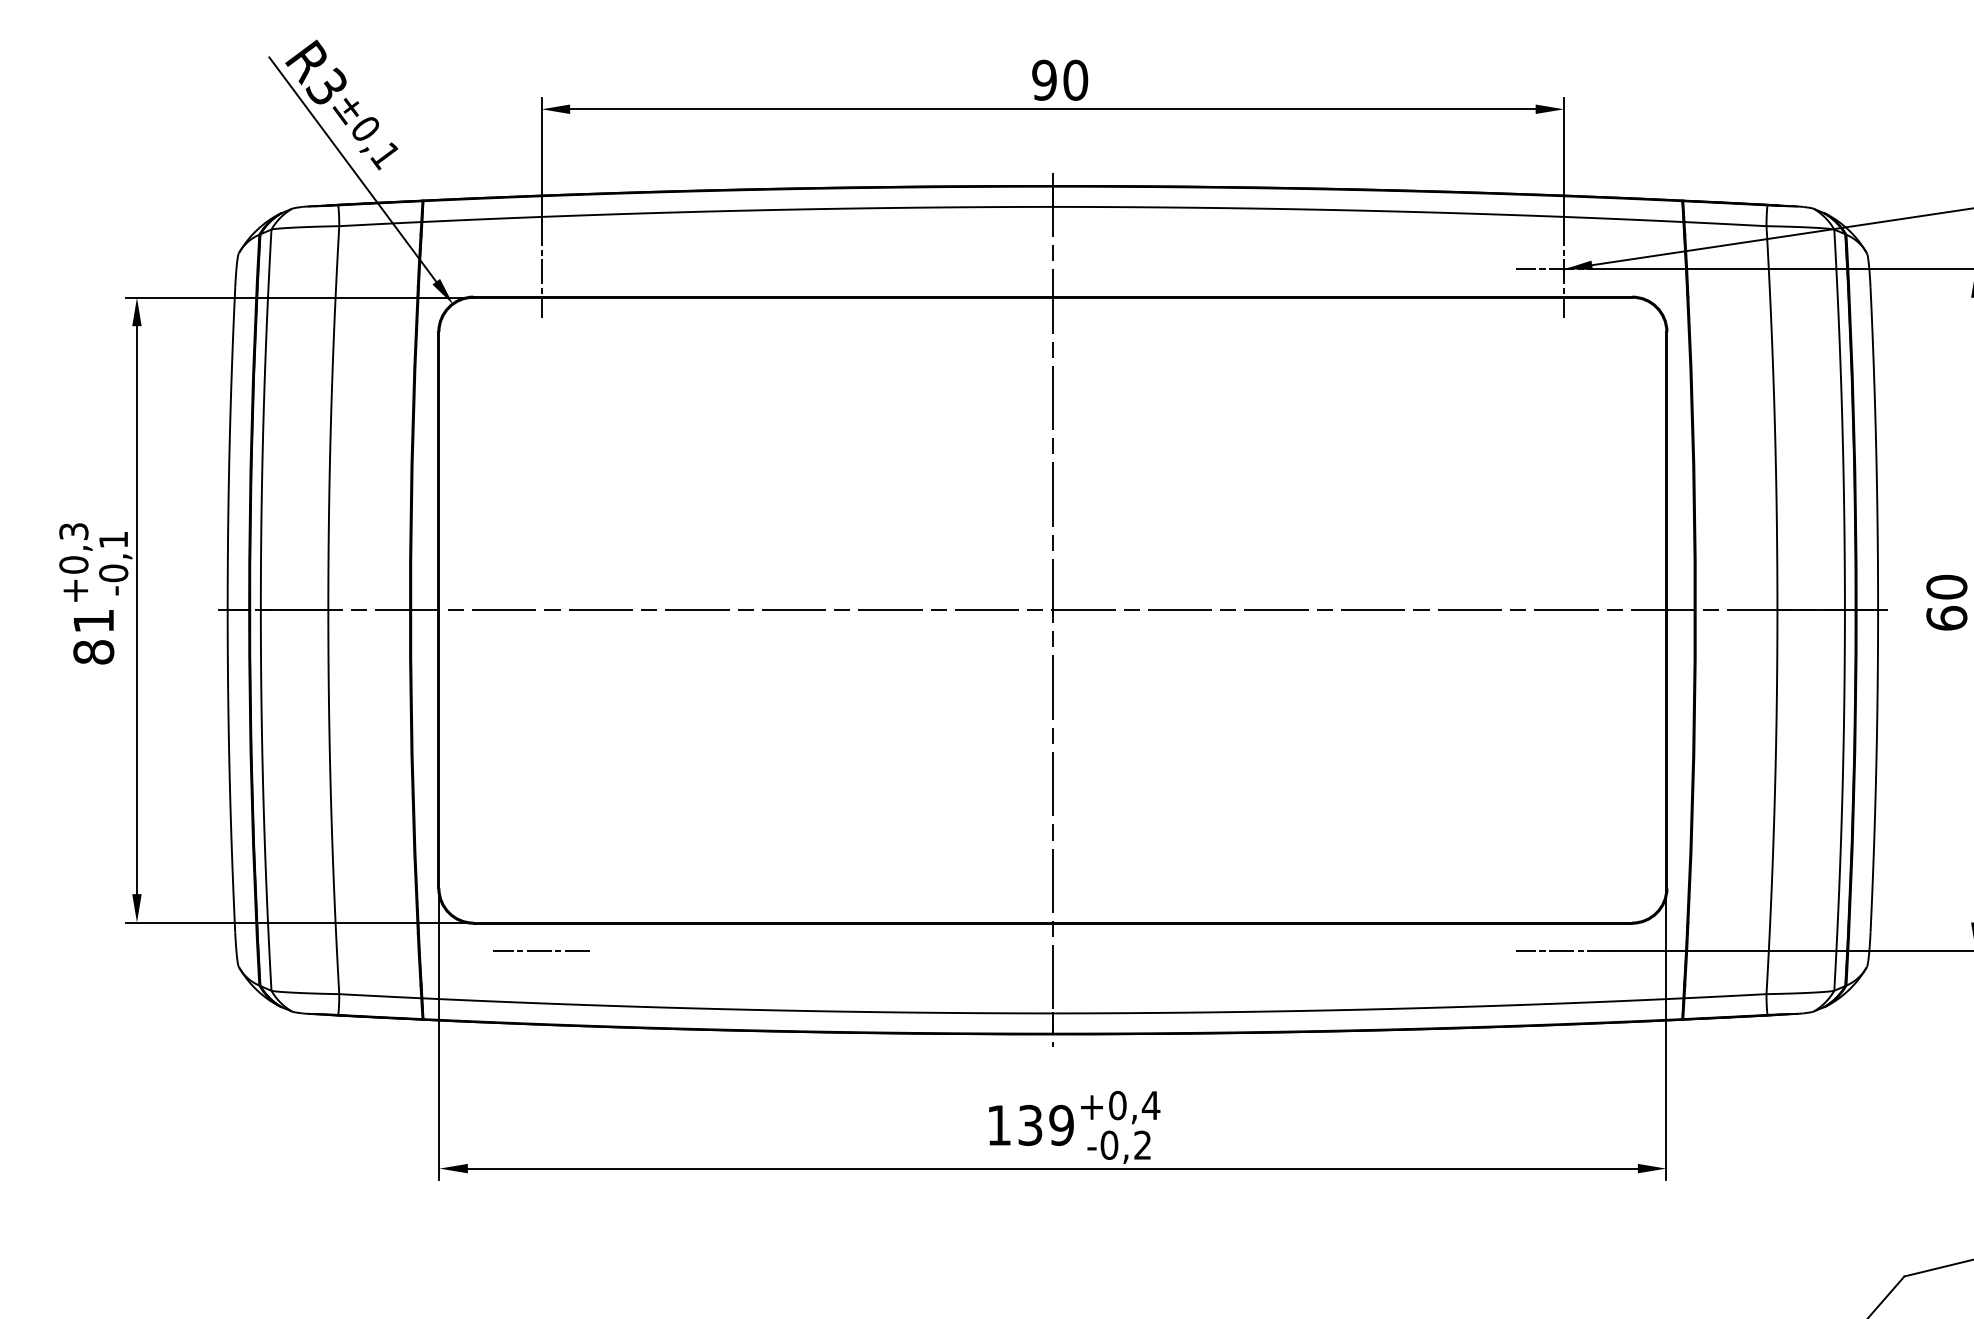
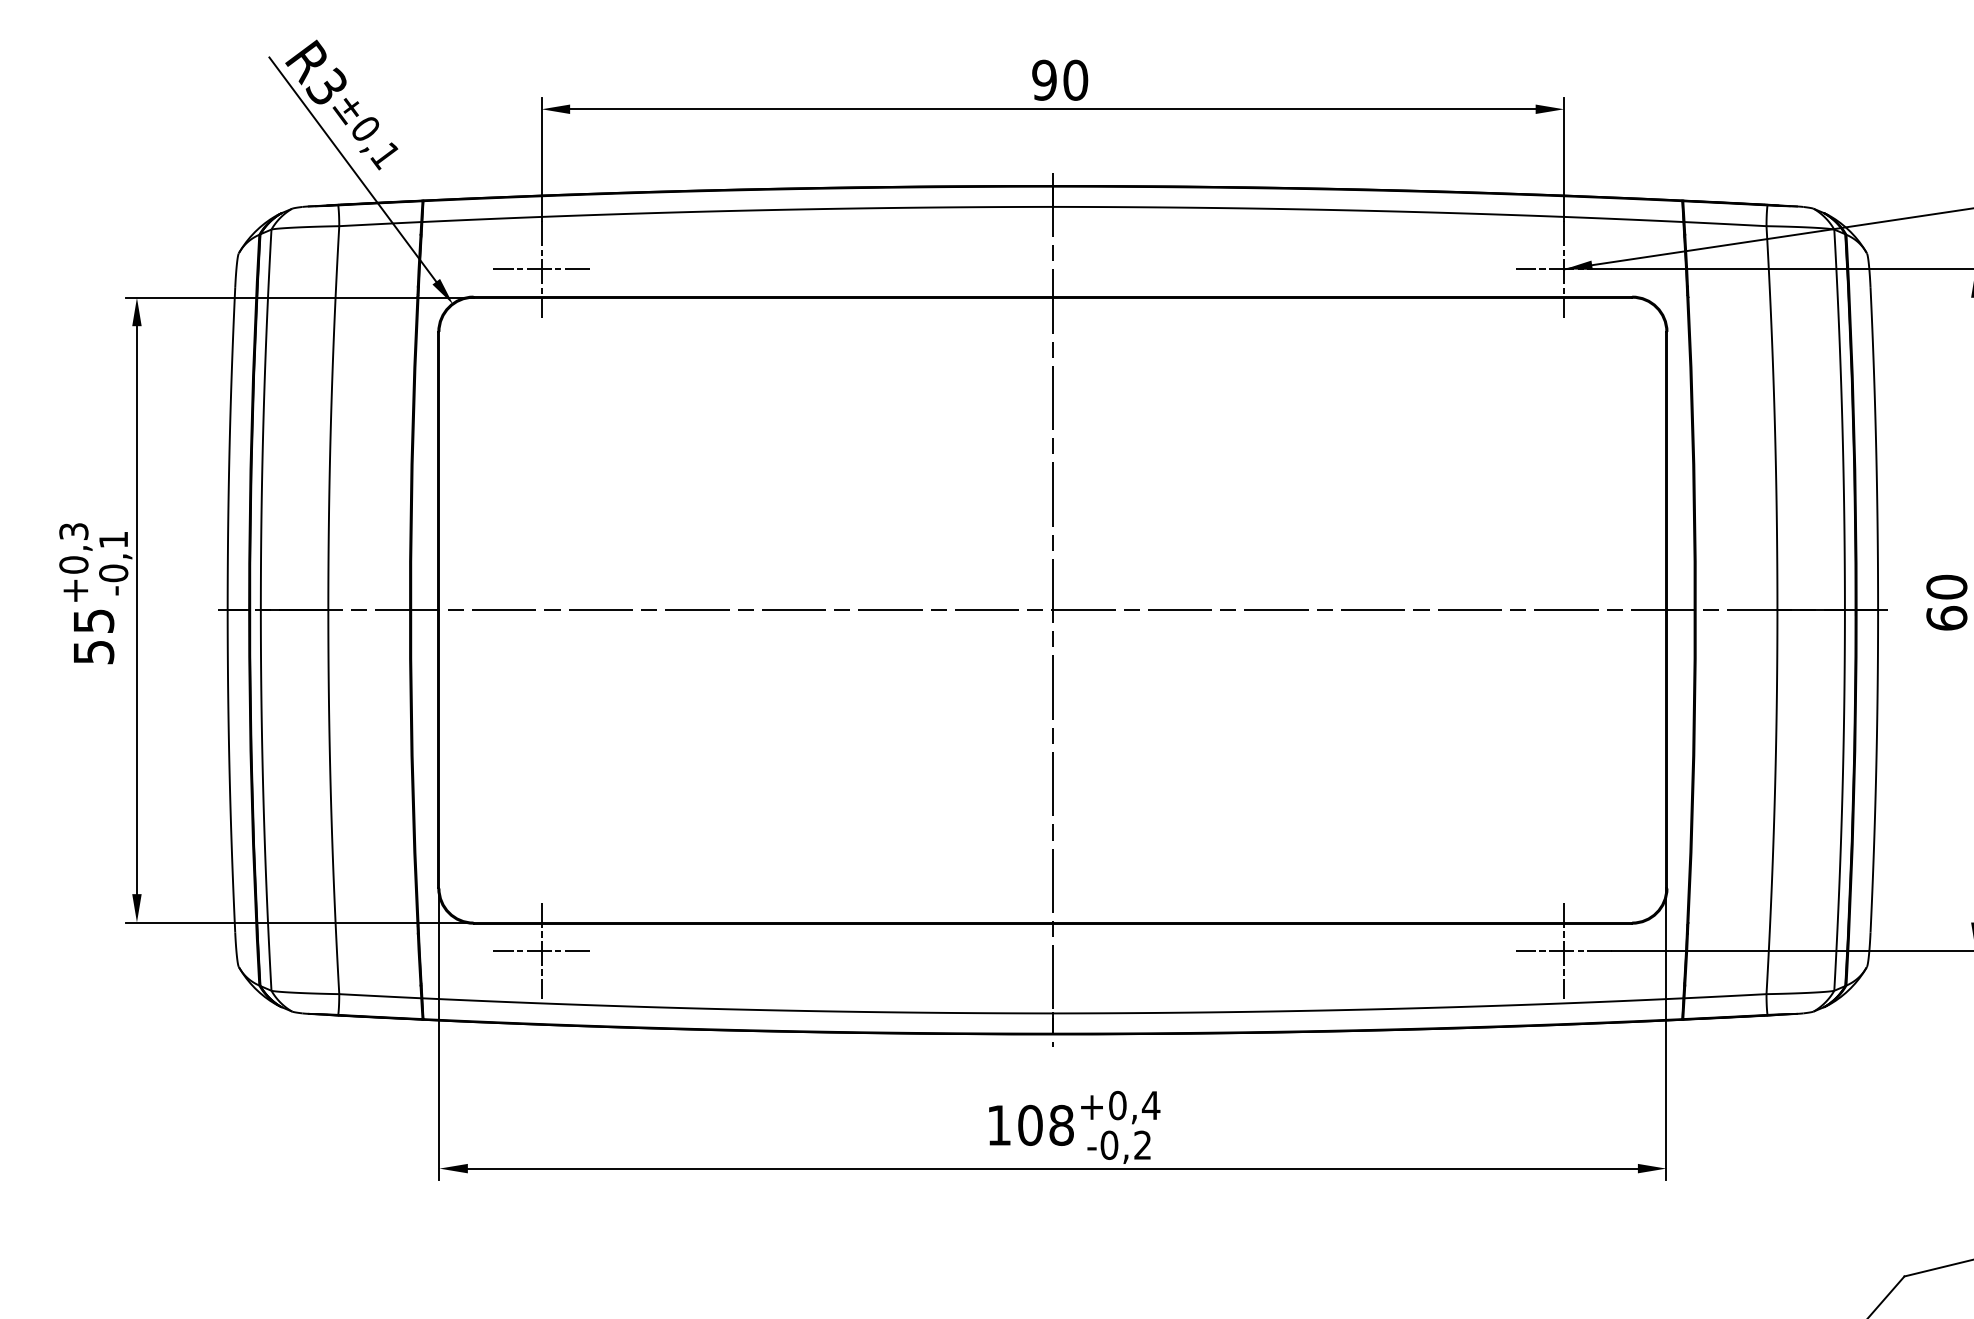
line: none -> present (541, 269)
text: 81 -> 55 (93, 636)
line: none -> present (541, 950)
line: none -> present (1564, 950)
text: 139 -> 108 (1045, 1124)
